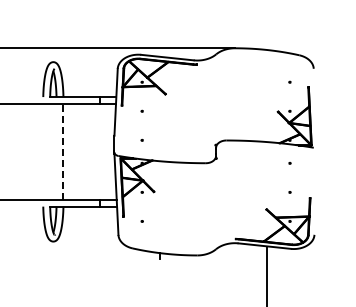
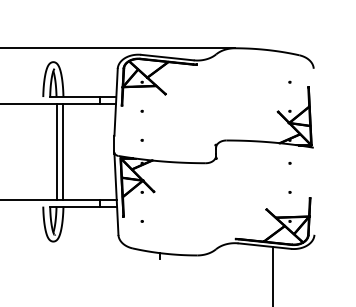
line: none -> present (56, 151)
line: dashed -> solid (63, 151)
line position: (266, 274) -> (272, 274) (272, 274)
